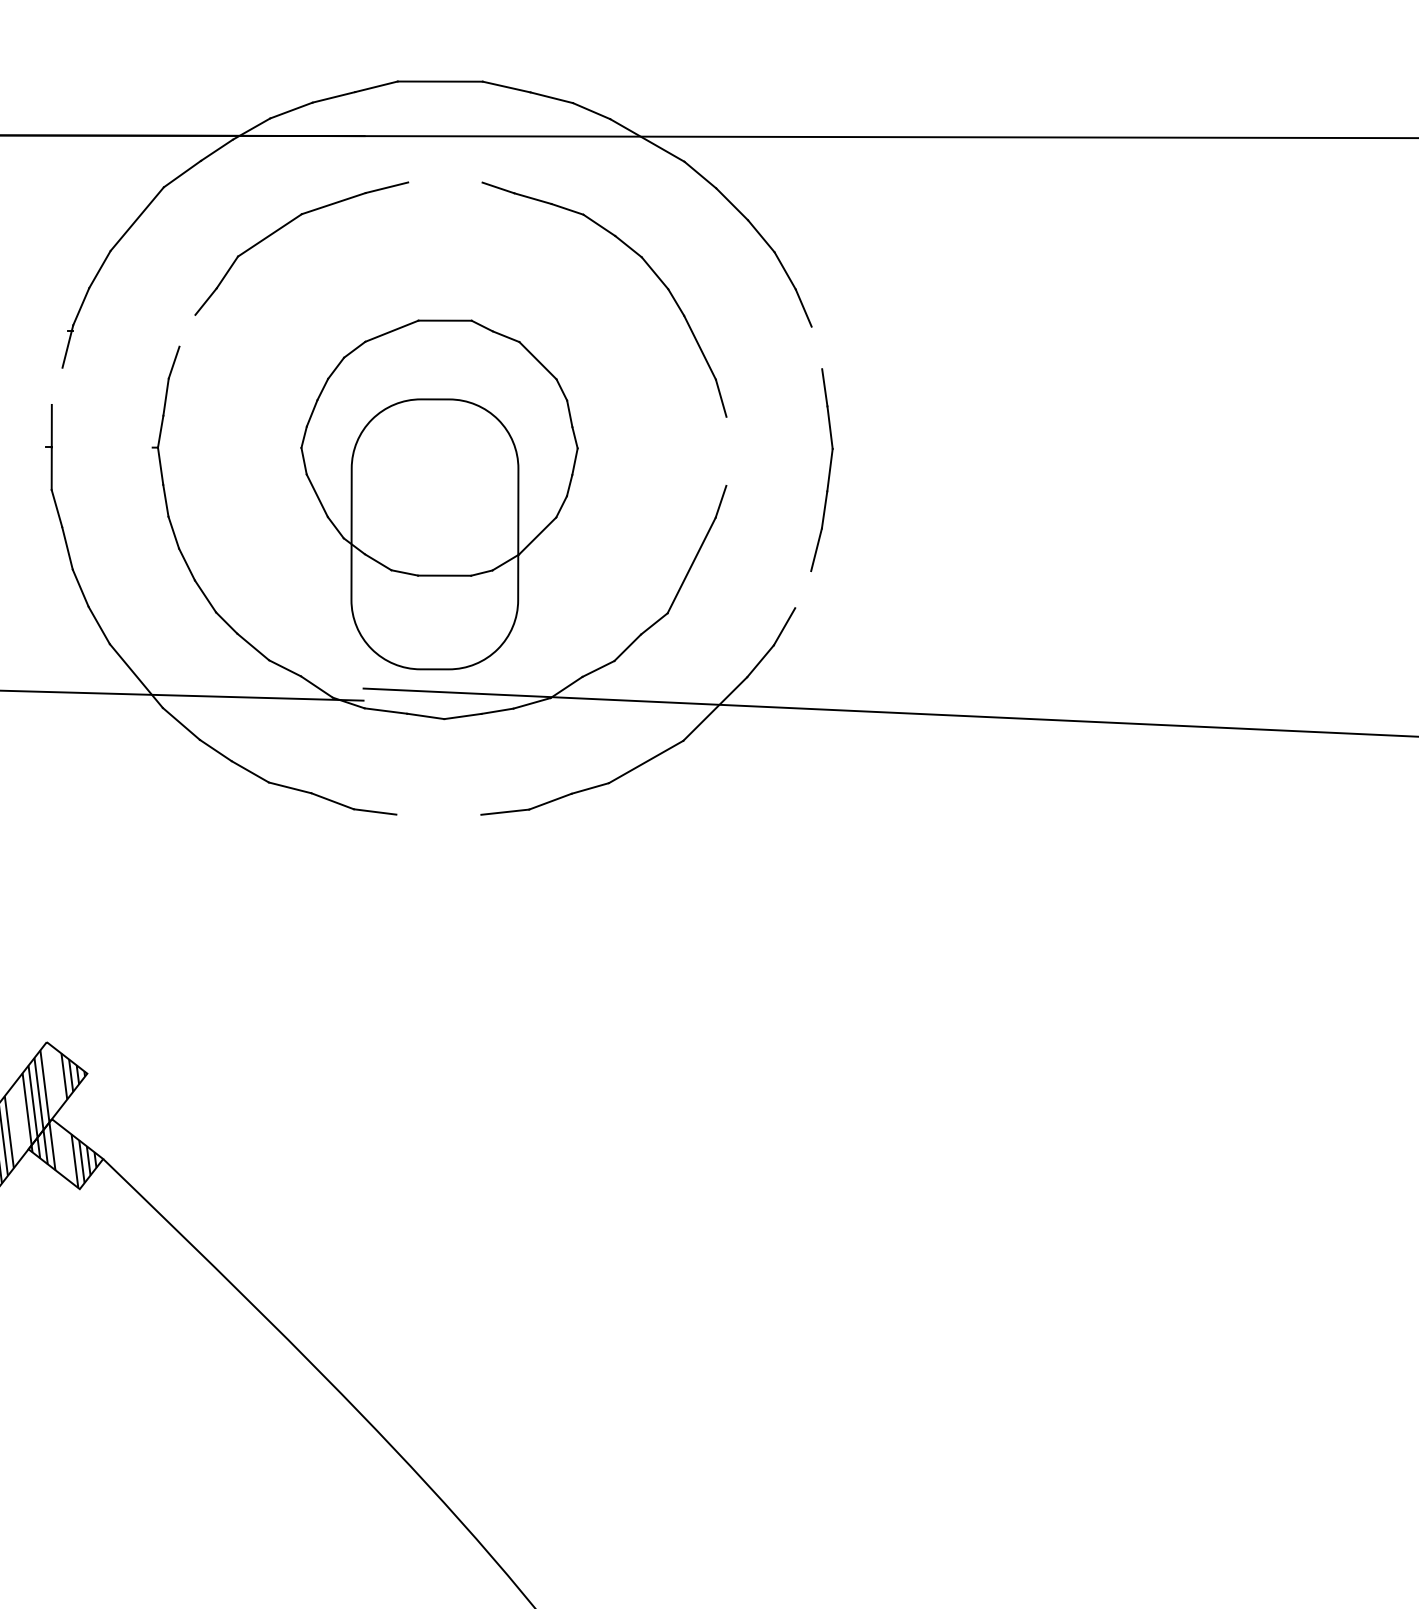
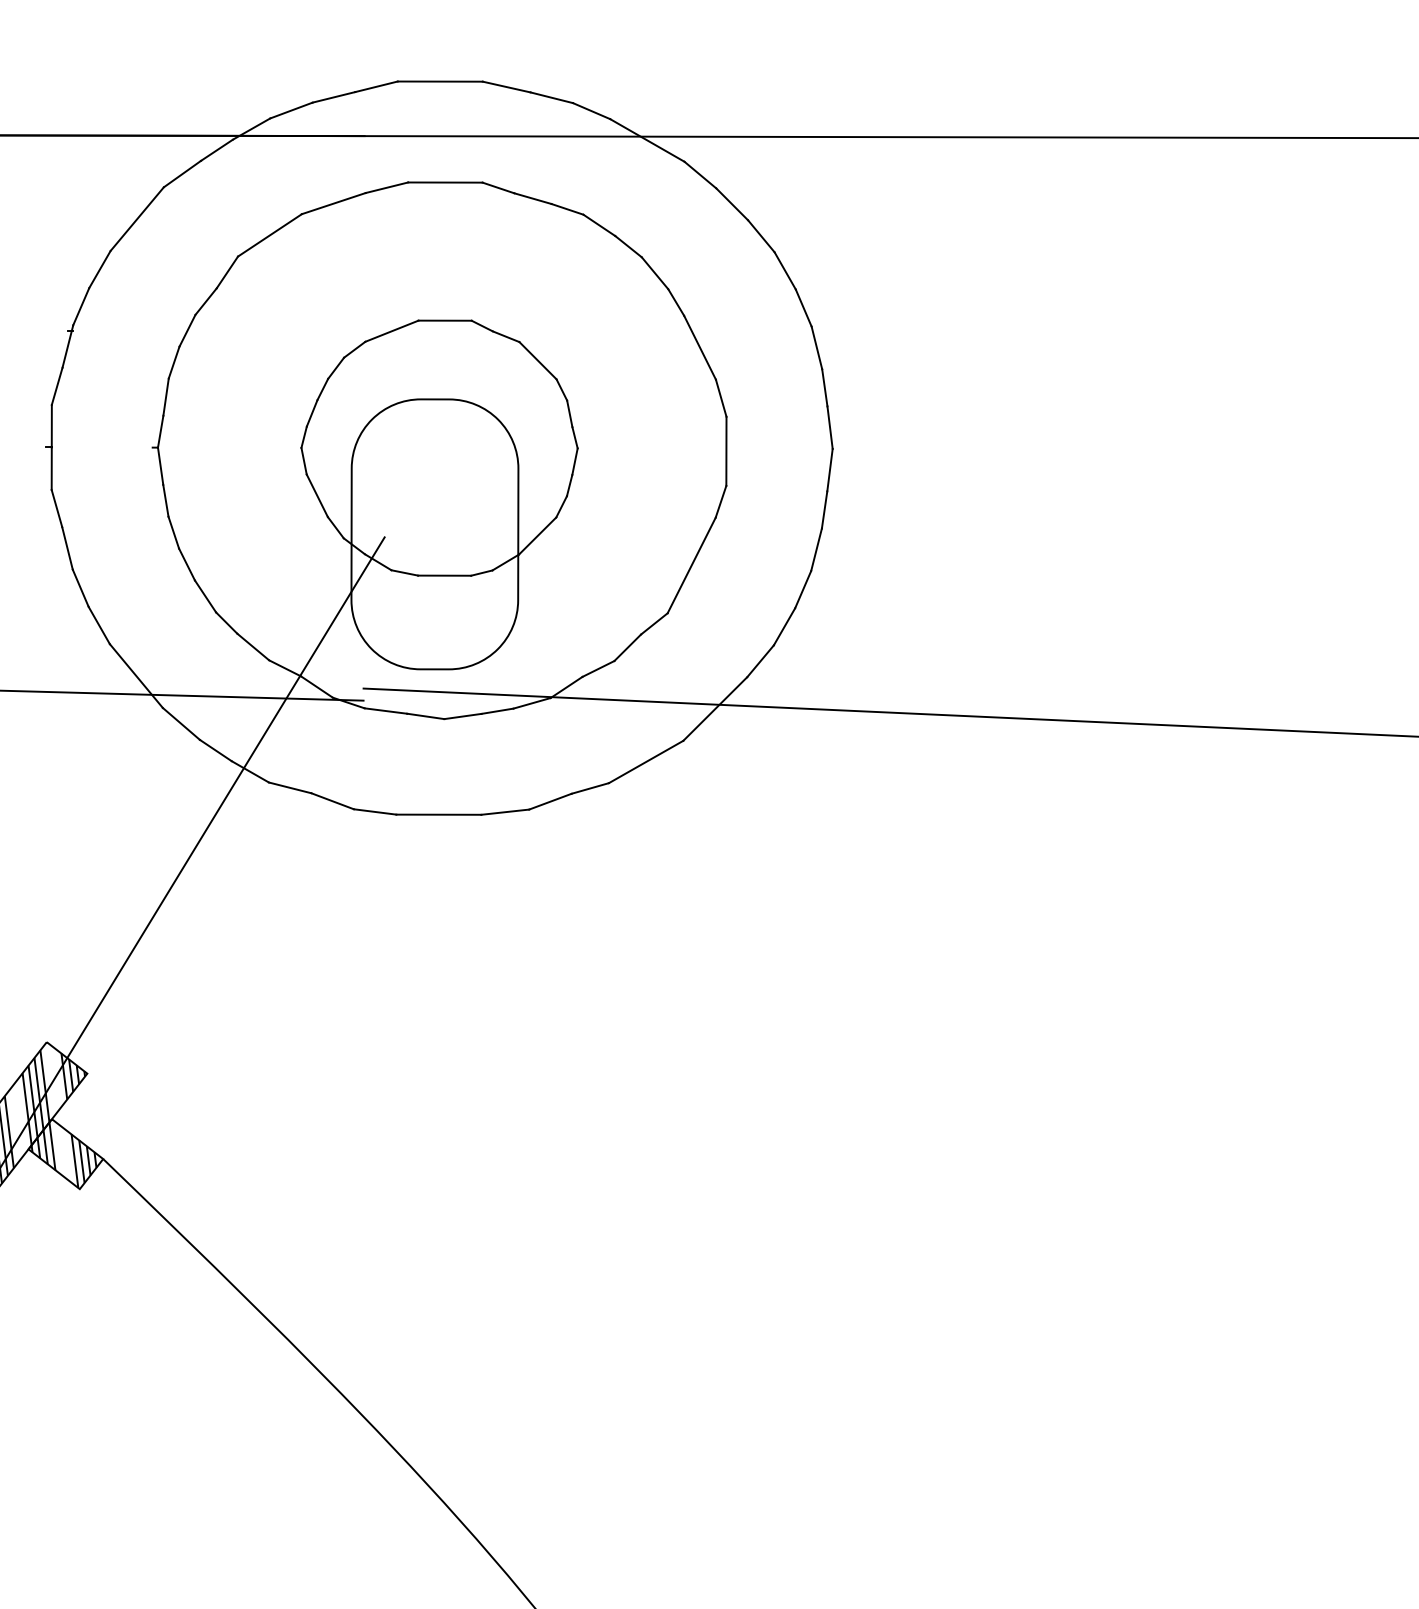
line: none -> present (445, 182)
line: none -> present (187, 330)
line: none -> present (816, 347)
line: none -> present (56, 385)
line: none -> present (726, 450)
line: none -> present (803, 589)
line: none -> present (438, 814)
line: none -> present (193, 850)
